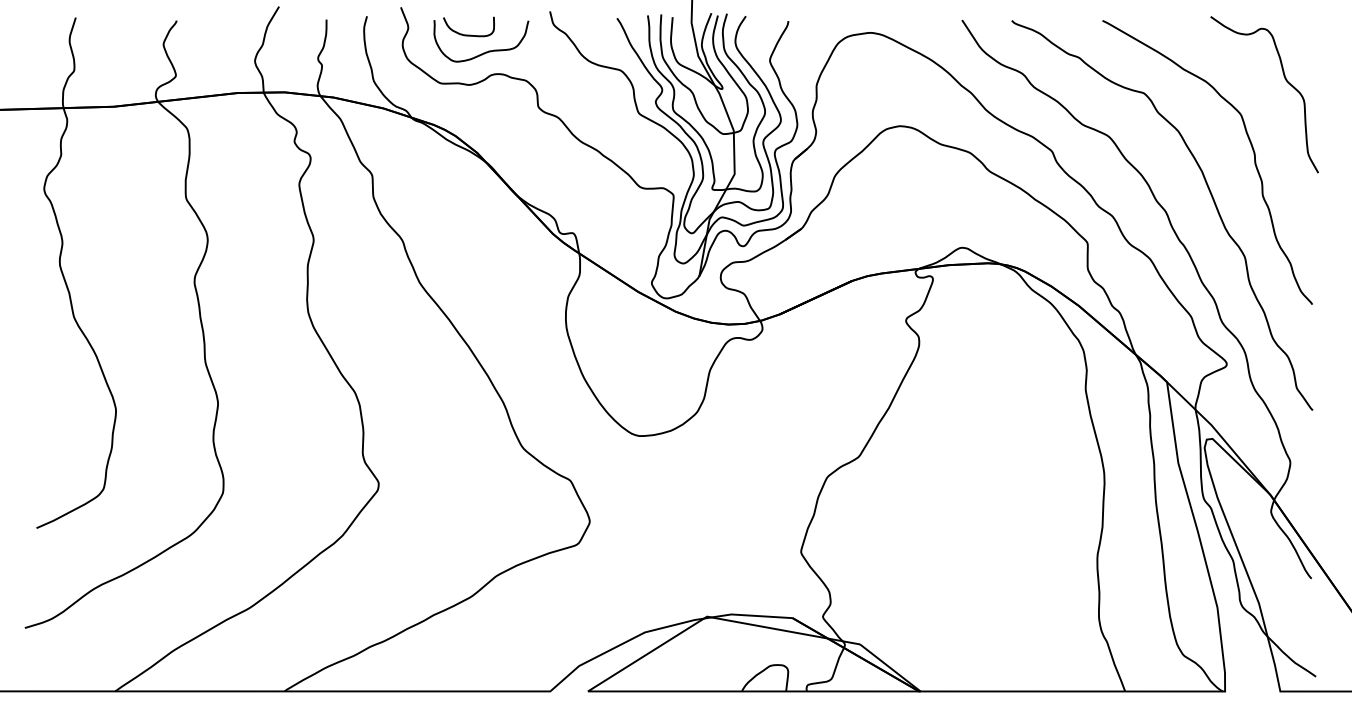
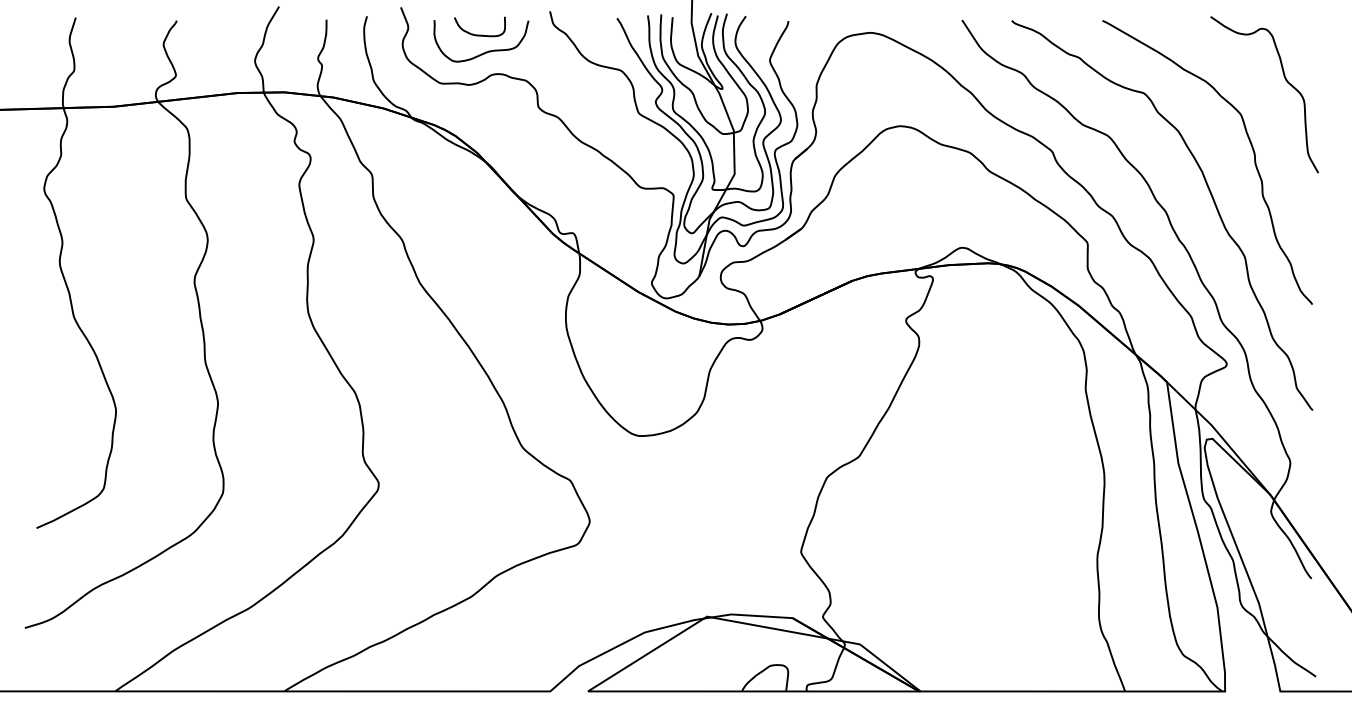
curve position: (468, 34) -> (479, 34) (479, 34)
